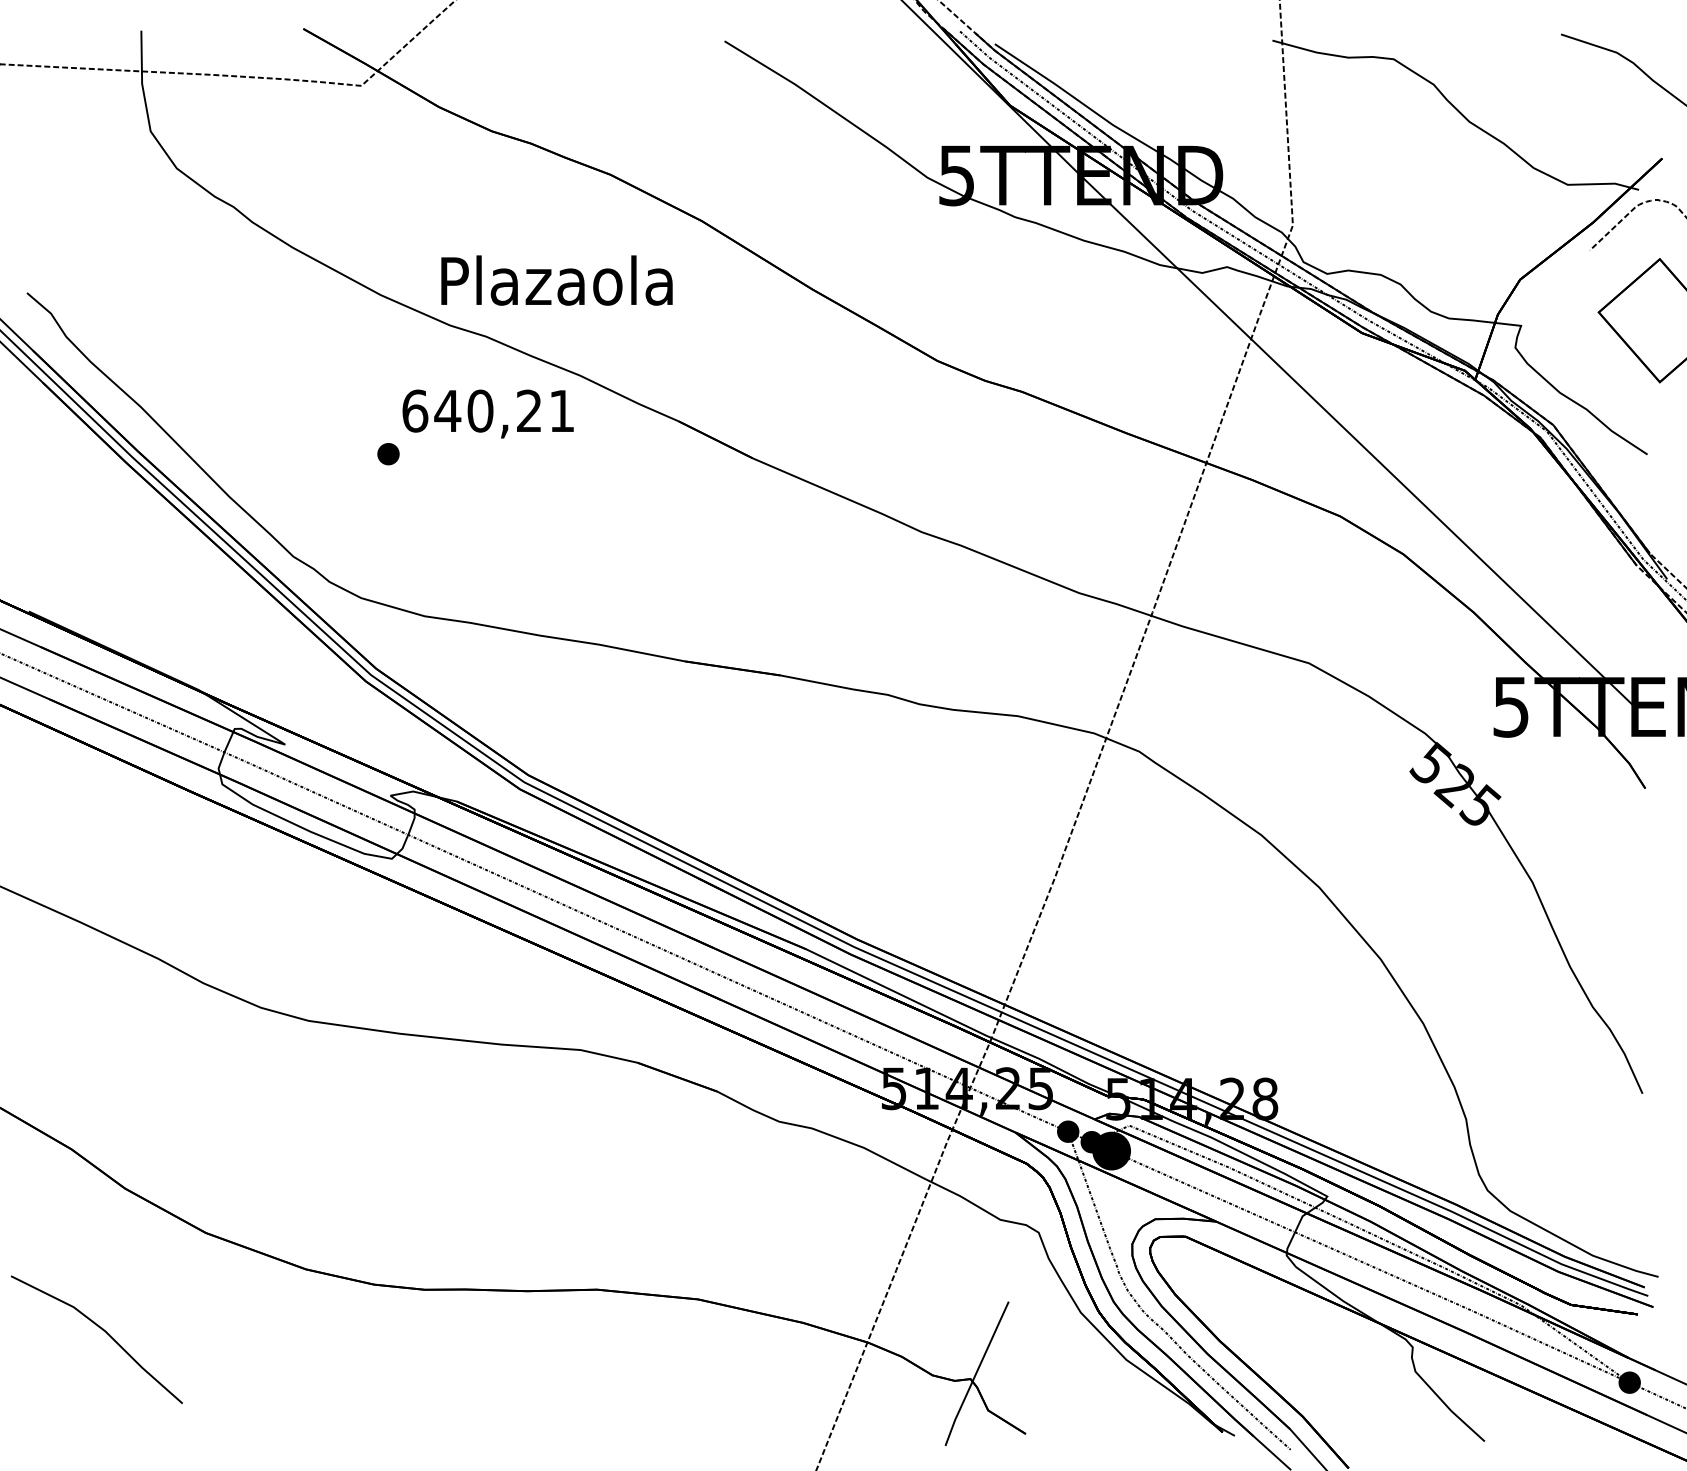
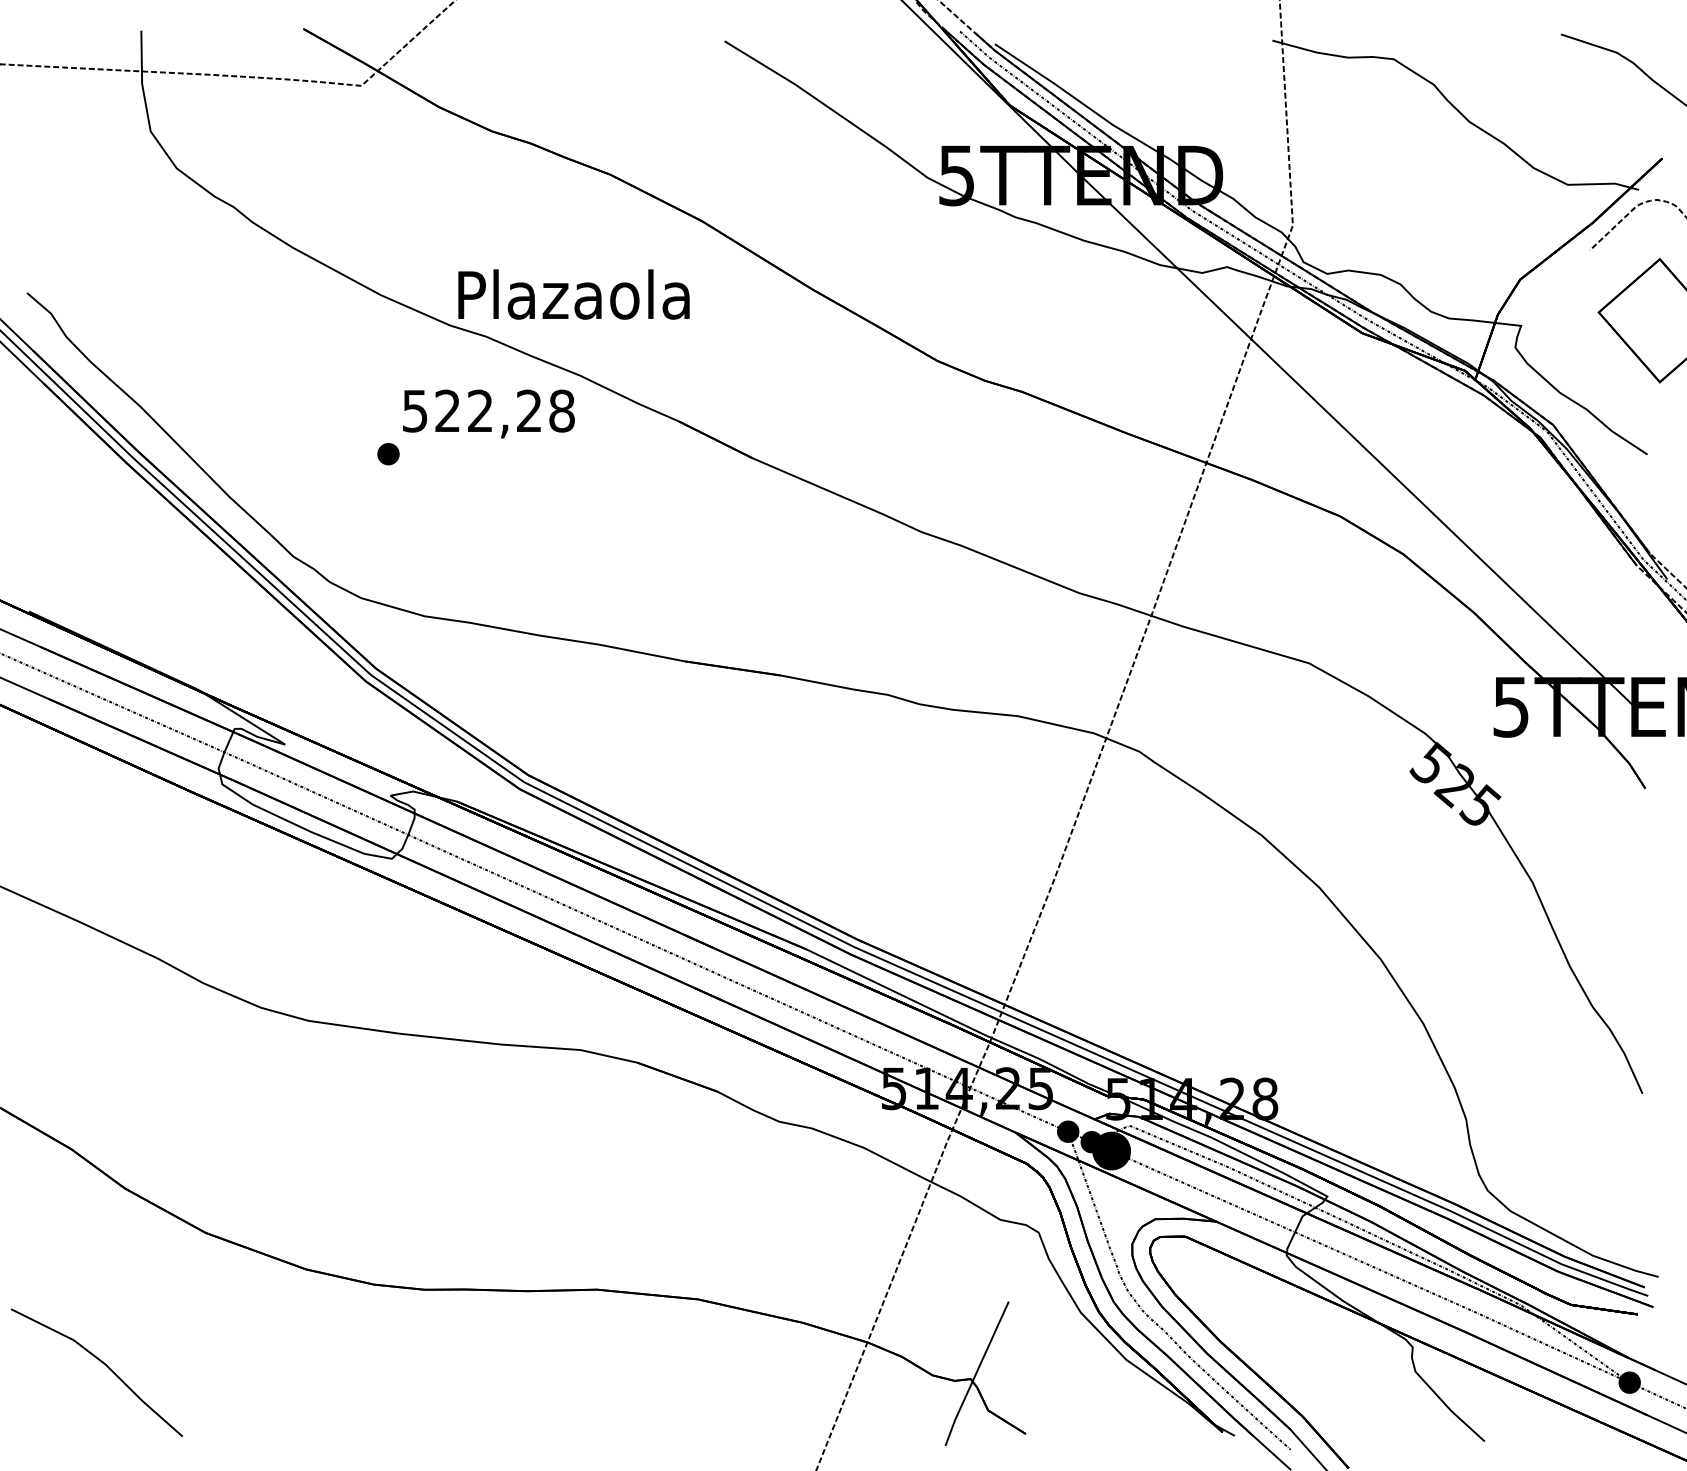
text position: (556, 280) -> (573, 294) (573, 294)
text: 640,21 -> 522,28 (488, 410)
line position: (103, 1331) -> (103, 1364) (103, 1364)
